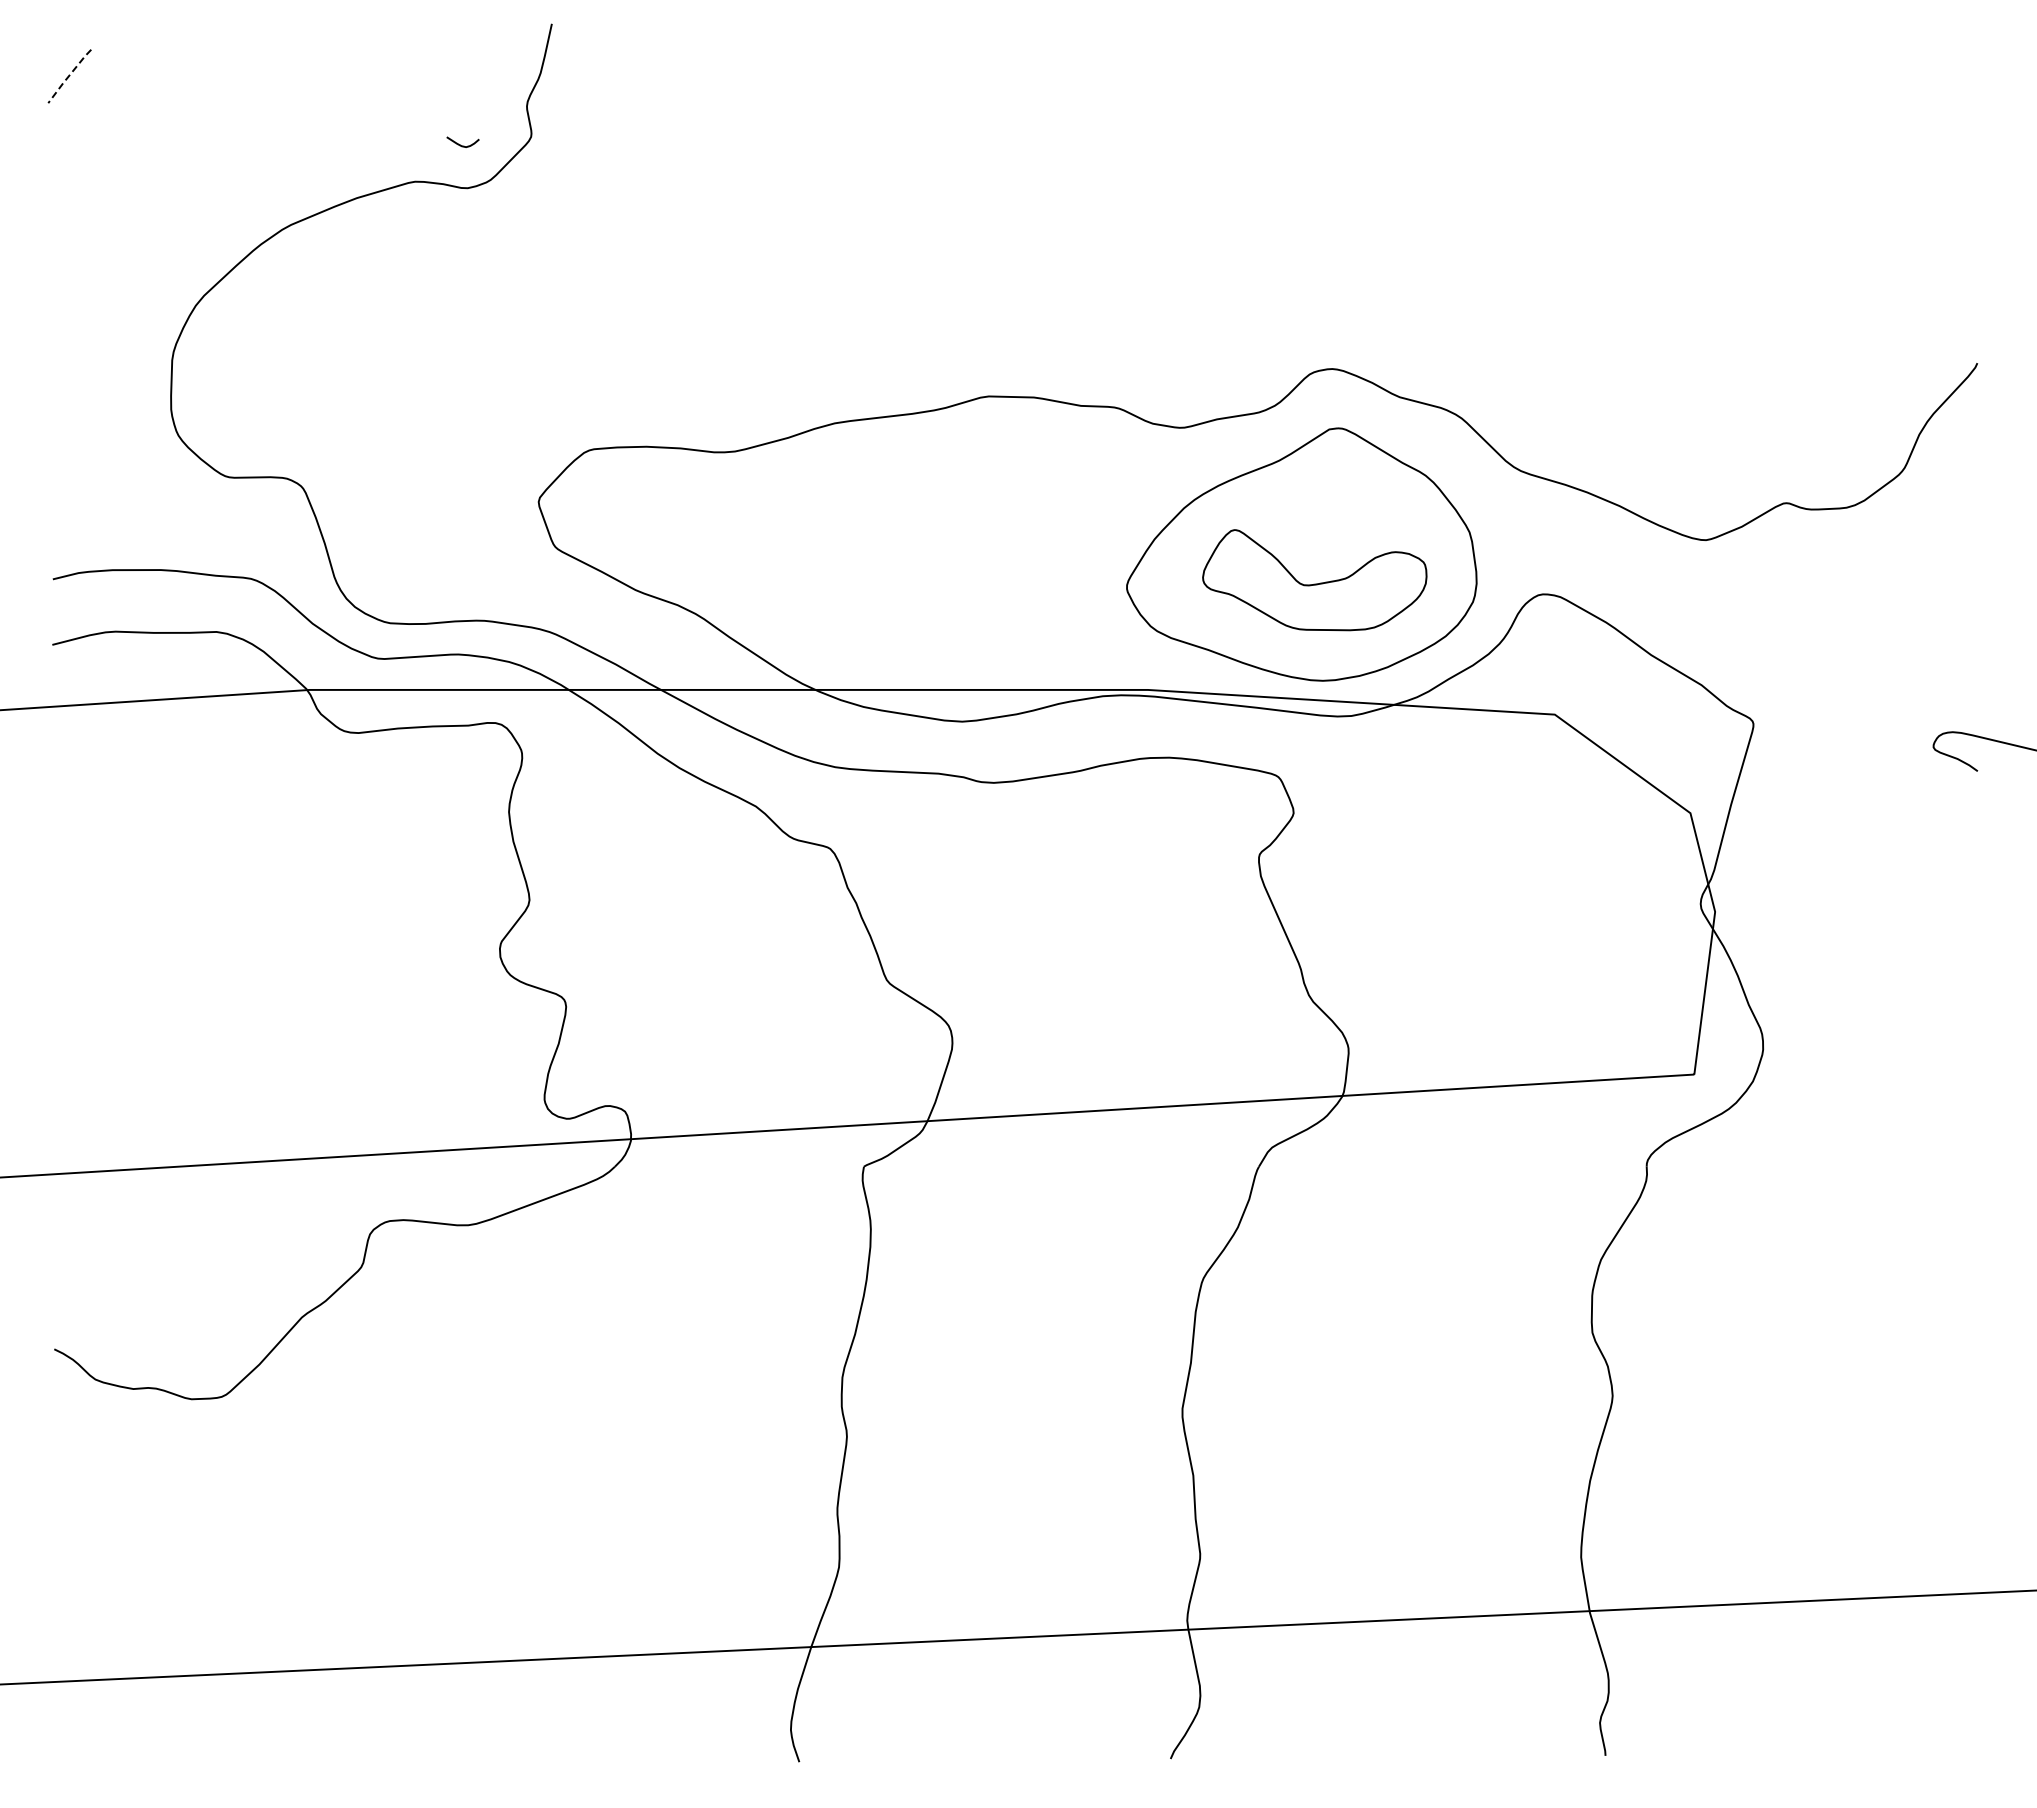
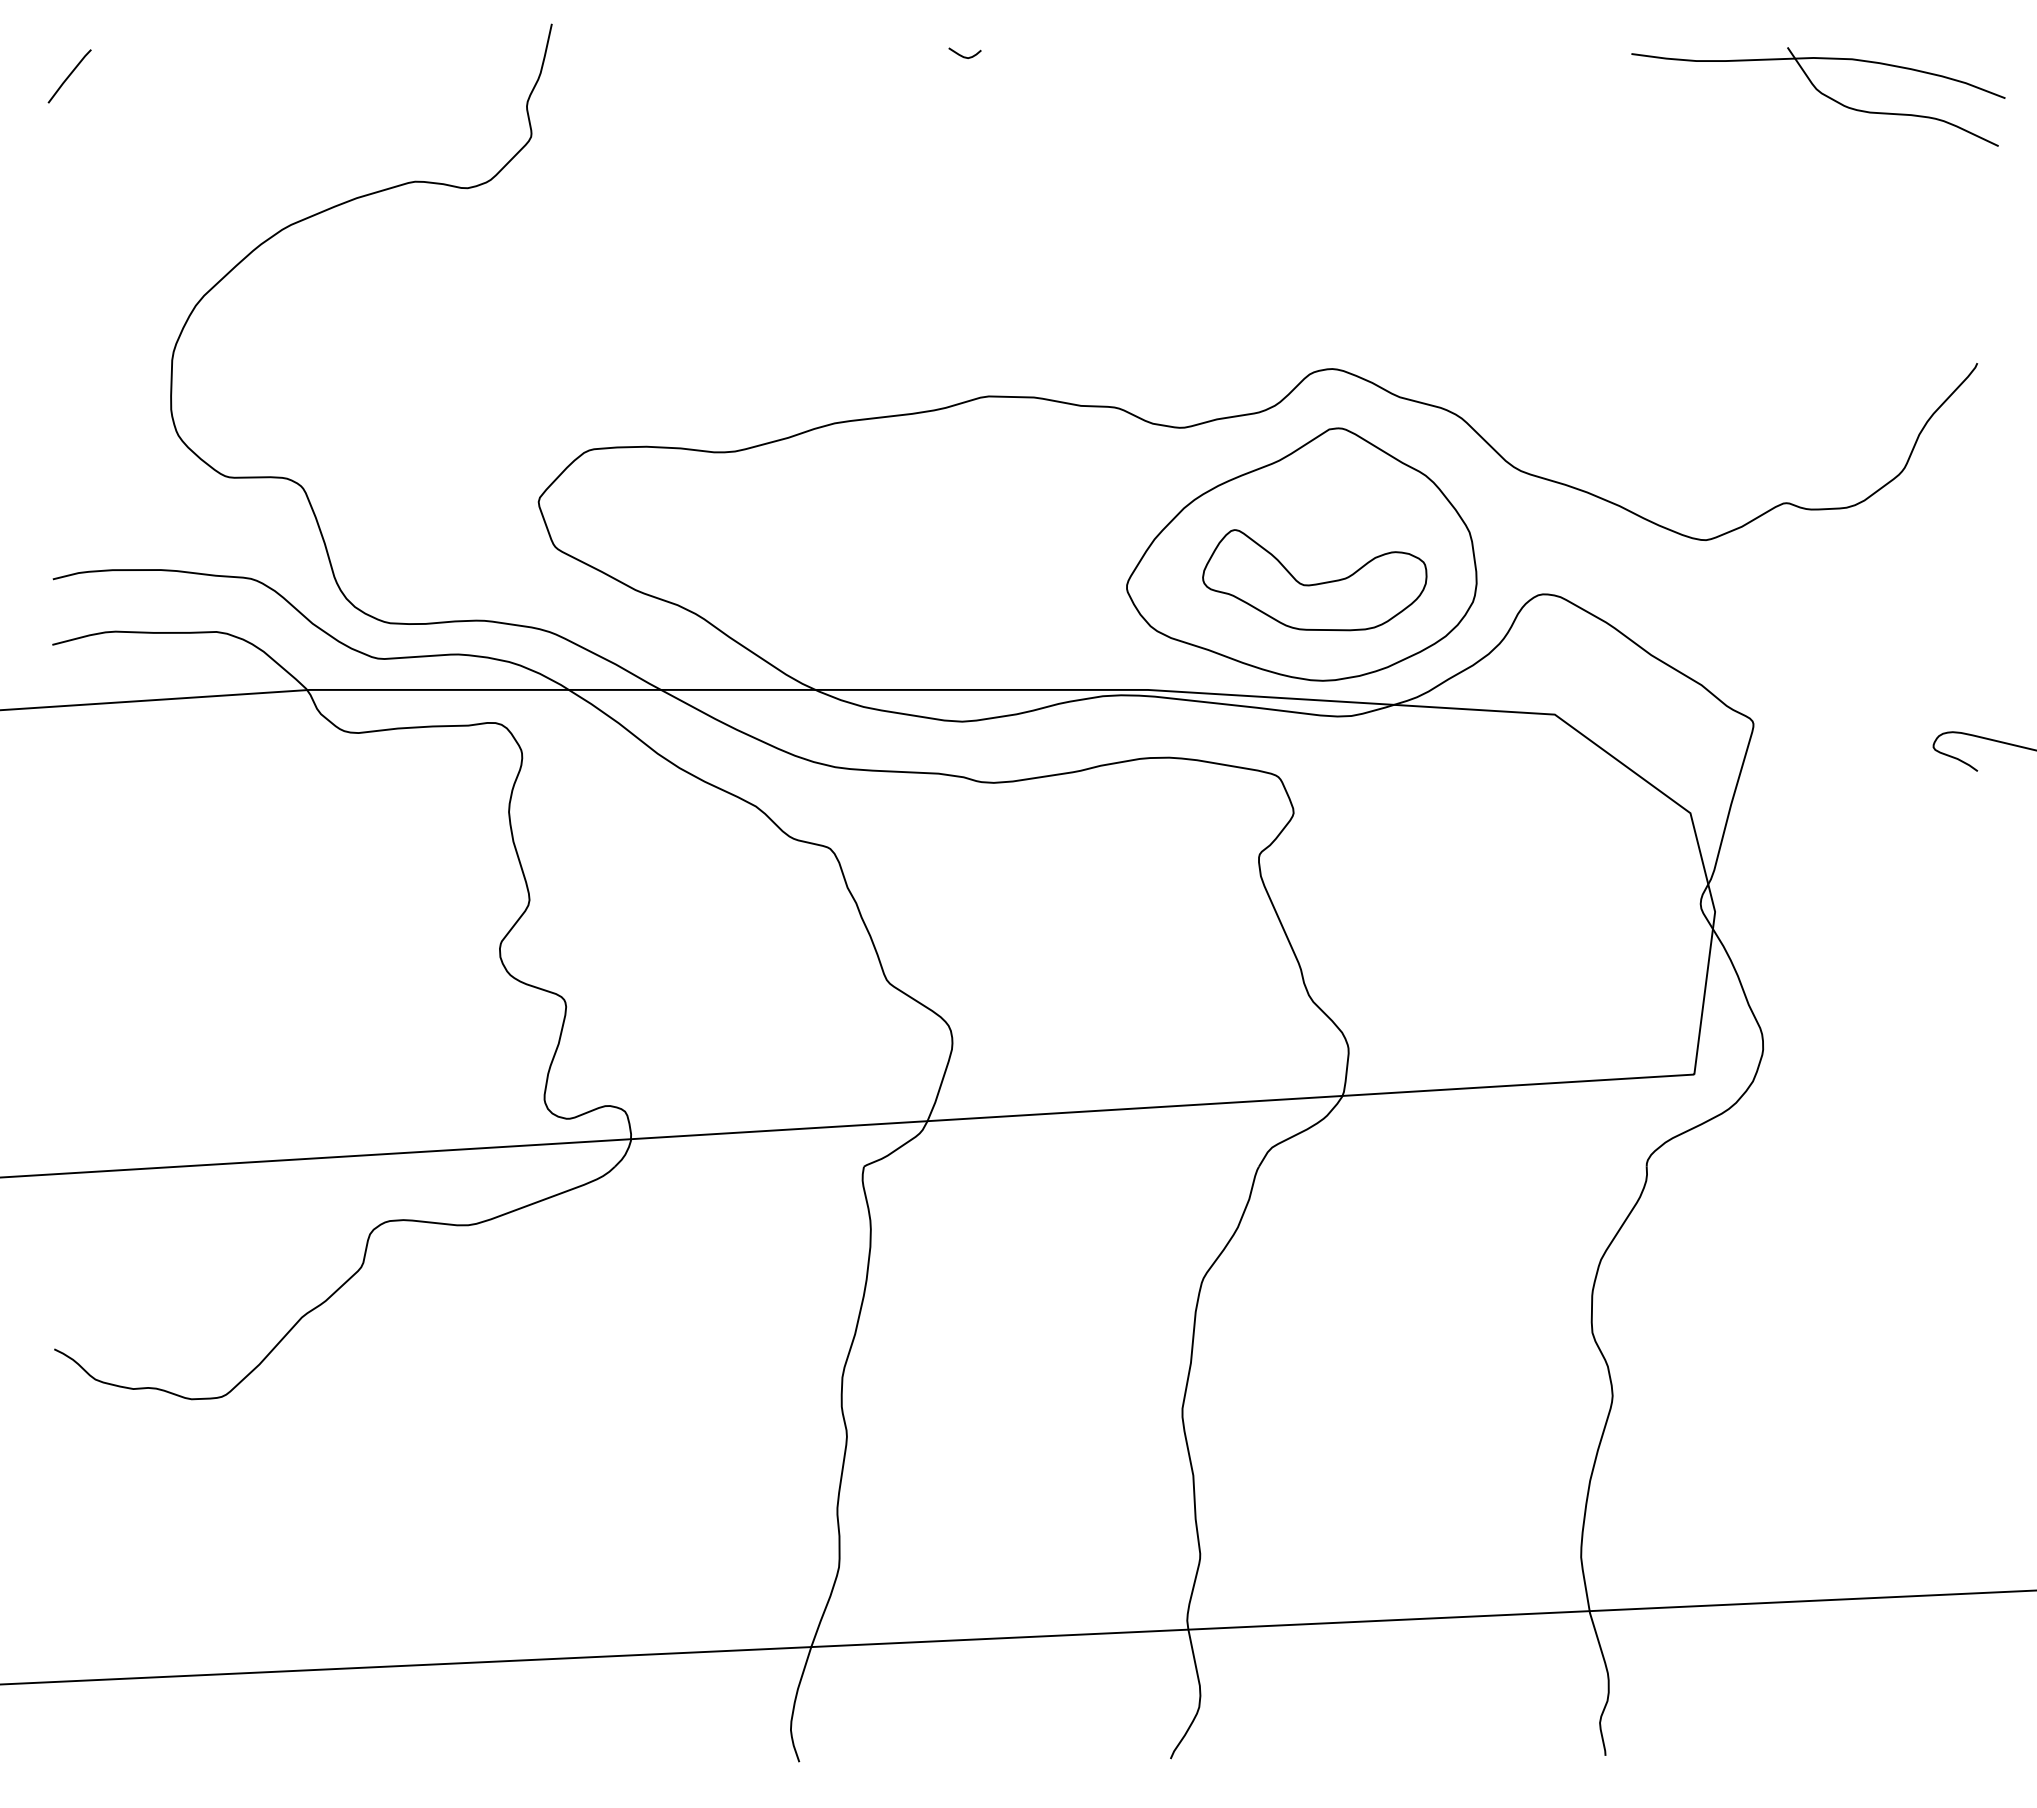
line: dashed -> solid (69, 75)
part: none -> present (1818, 96)
curve position: (460, 144) -> (962, 55) (962, 55)
